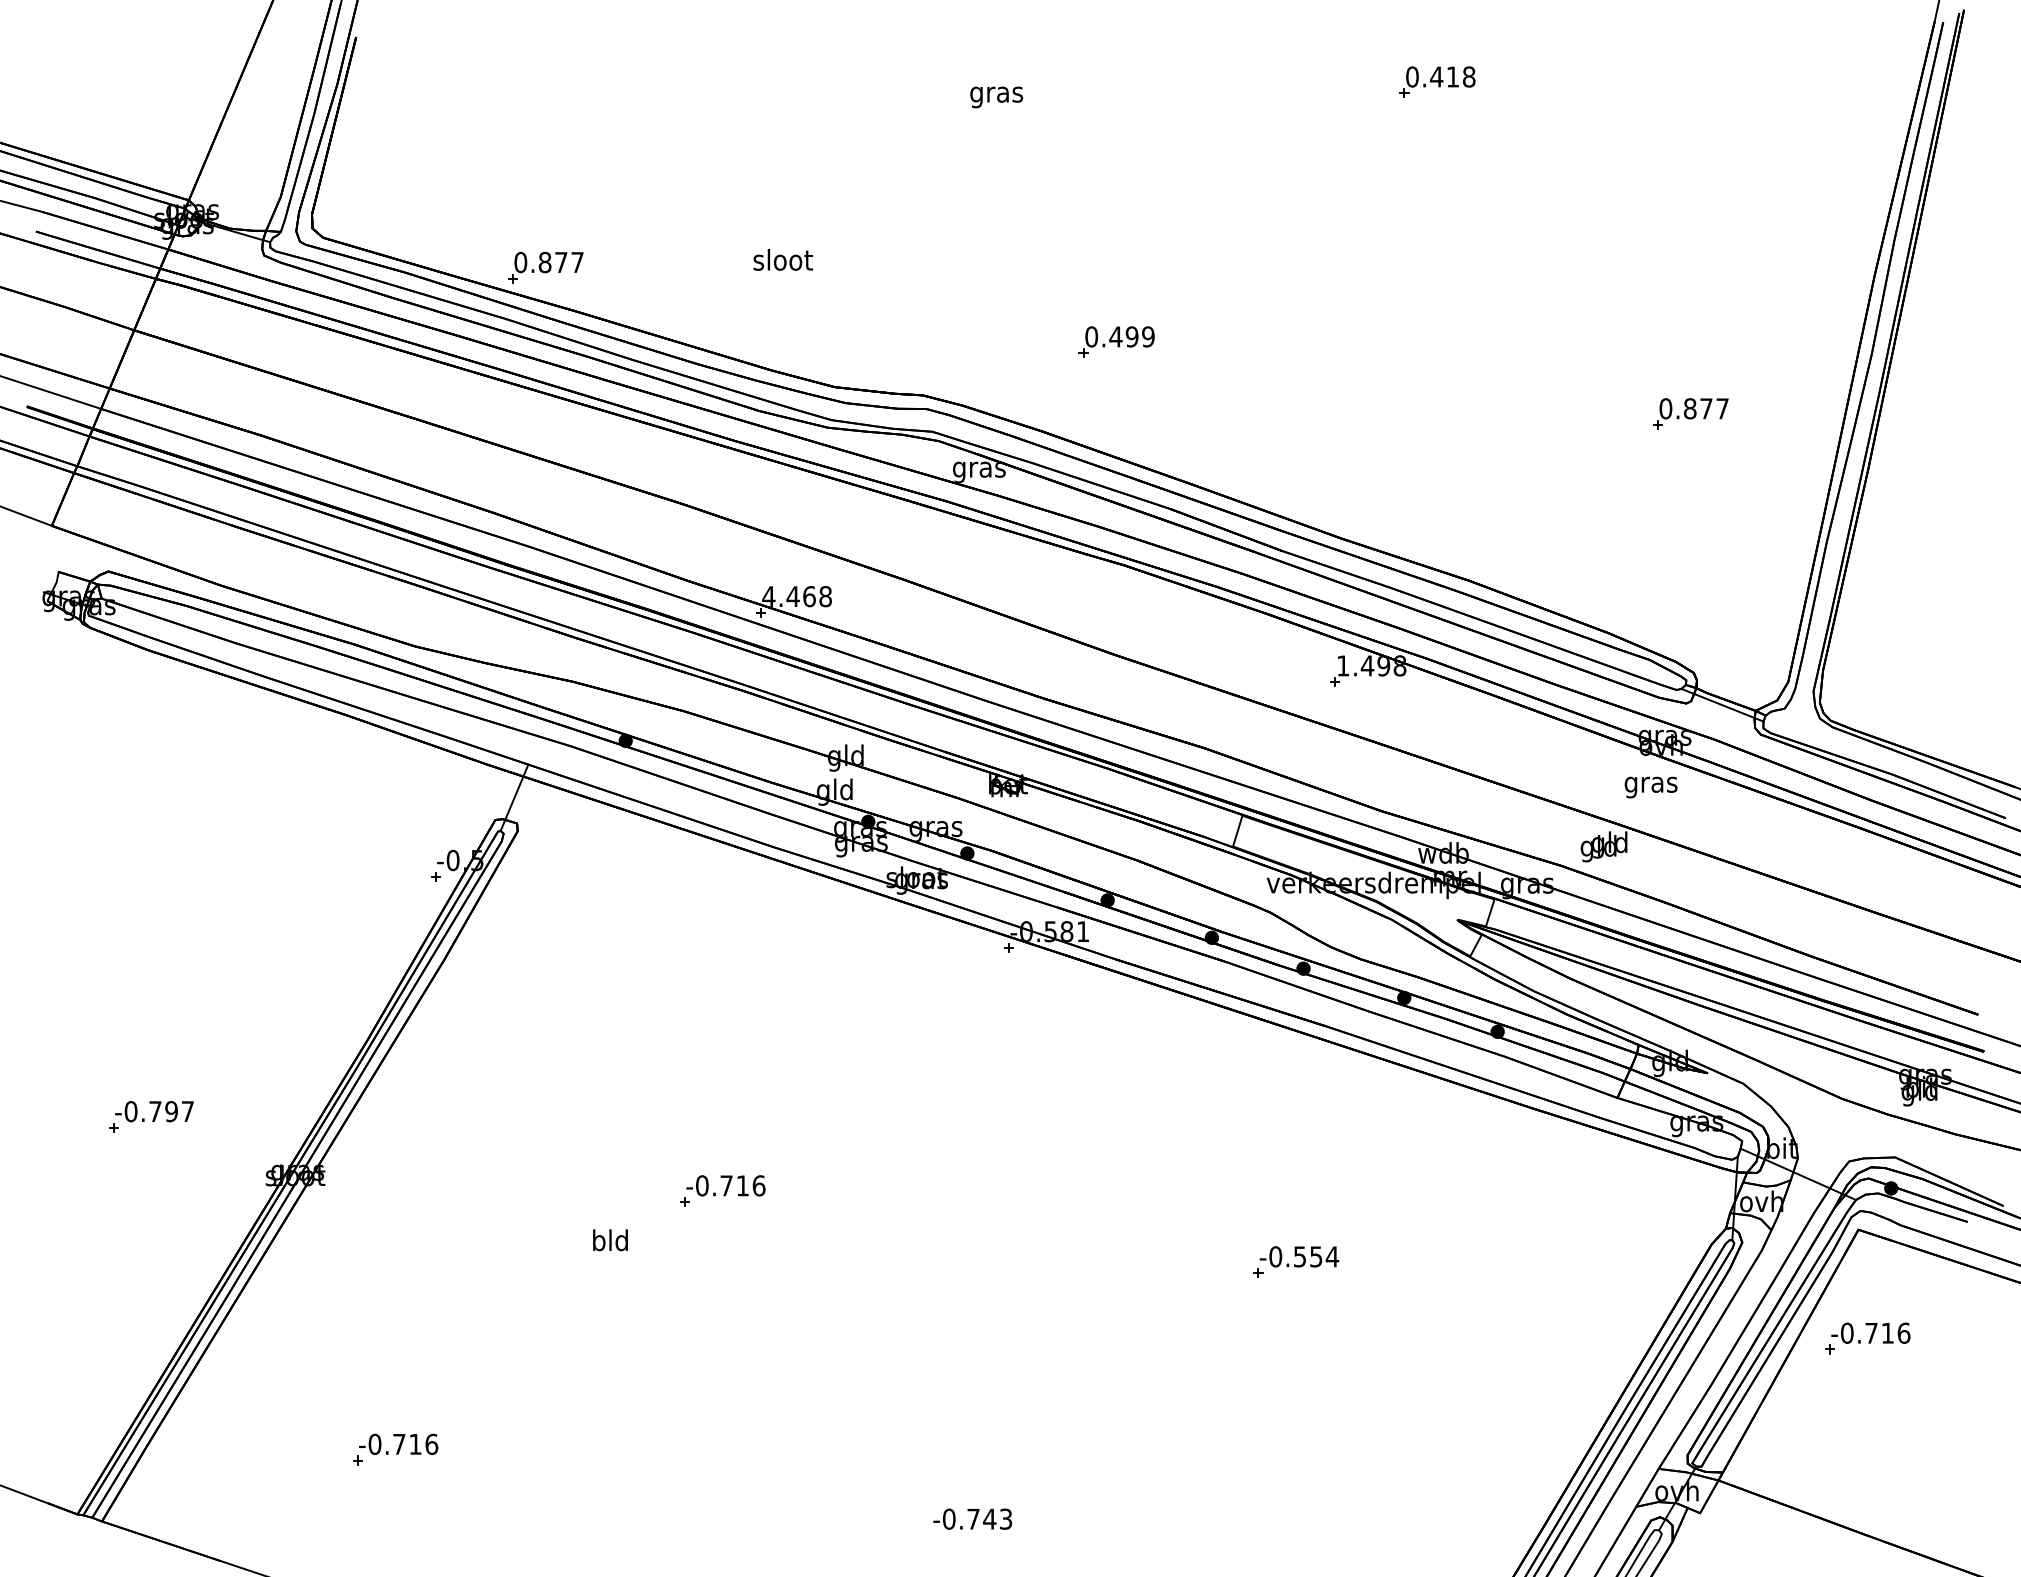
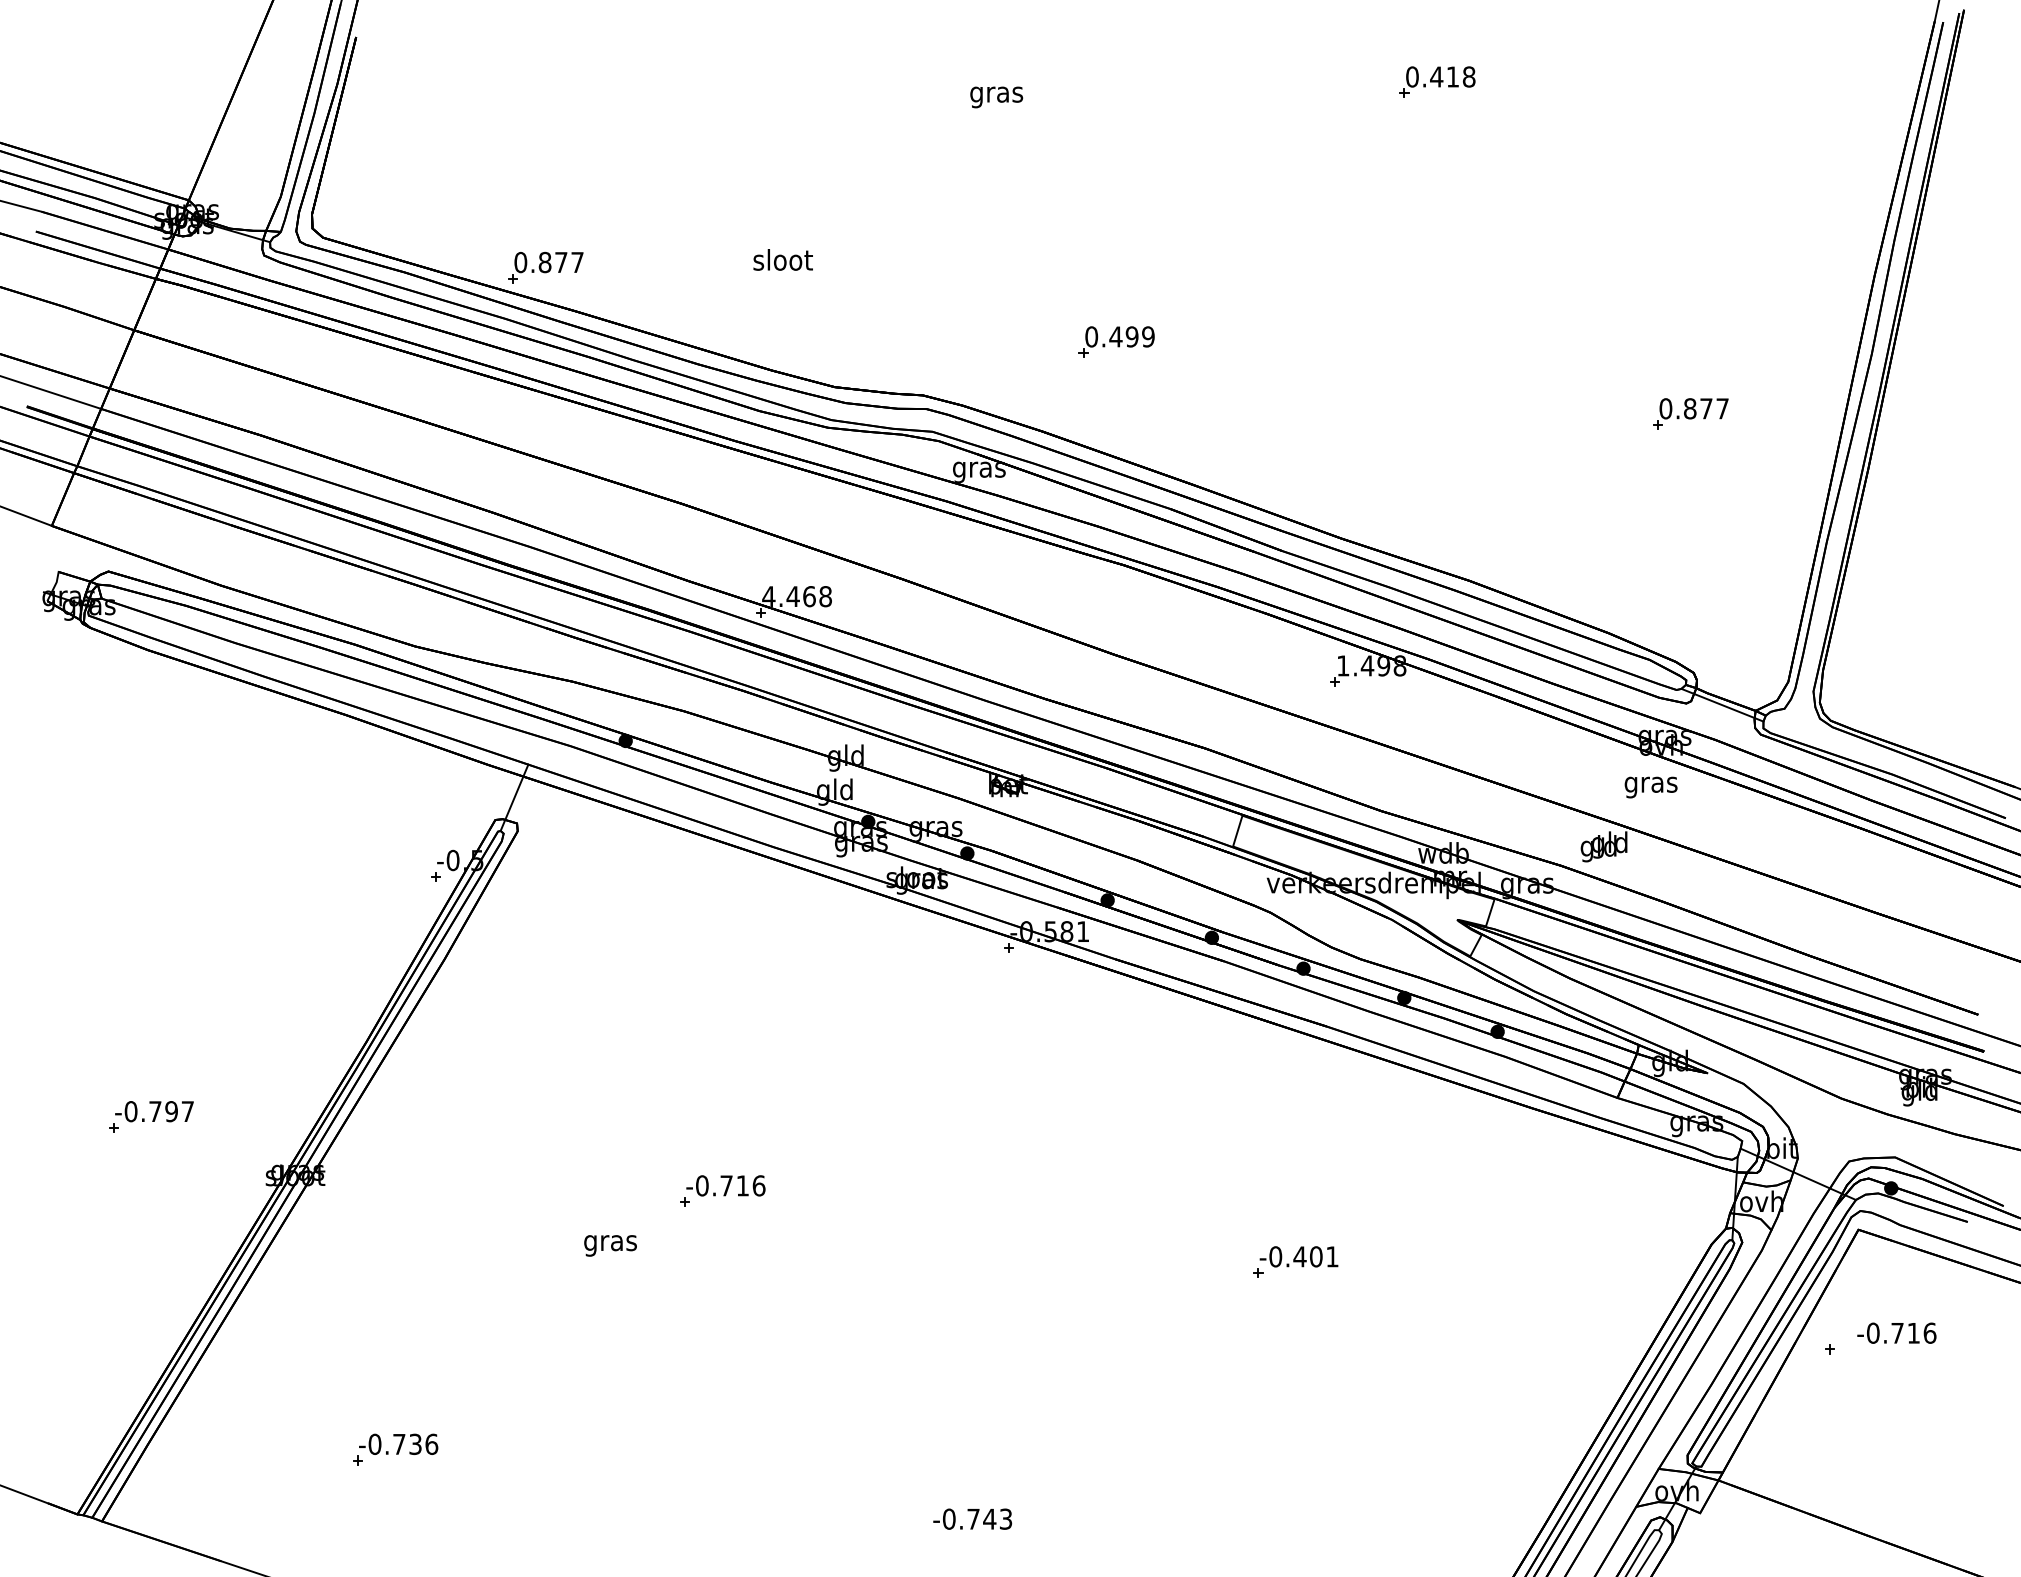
text: bld -> gras (610, 1242)
text: -0.554 -> -0.401 (1316, 1256)
text position: (1870, 1332) -> (1896, 1332) (1896, 1332)
text: -0.716 -> -0.736 (415, 1444)
